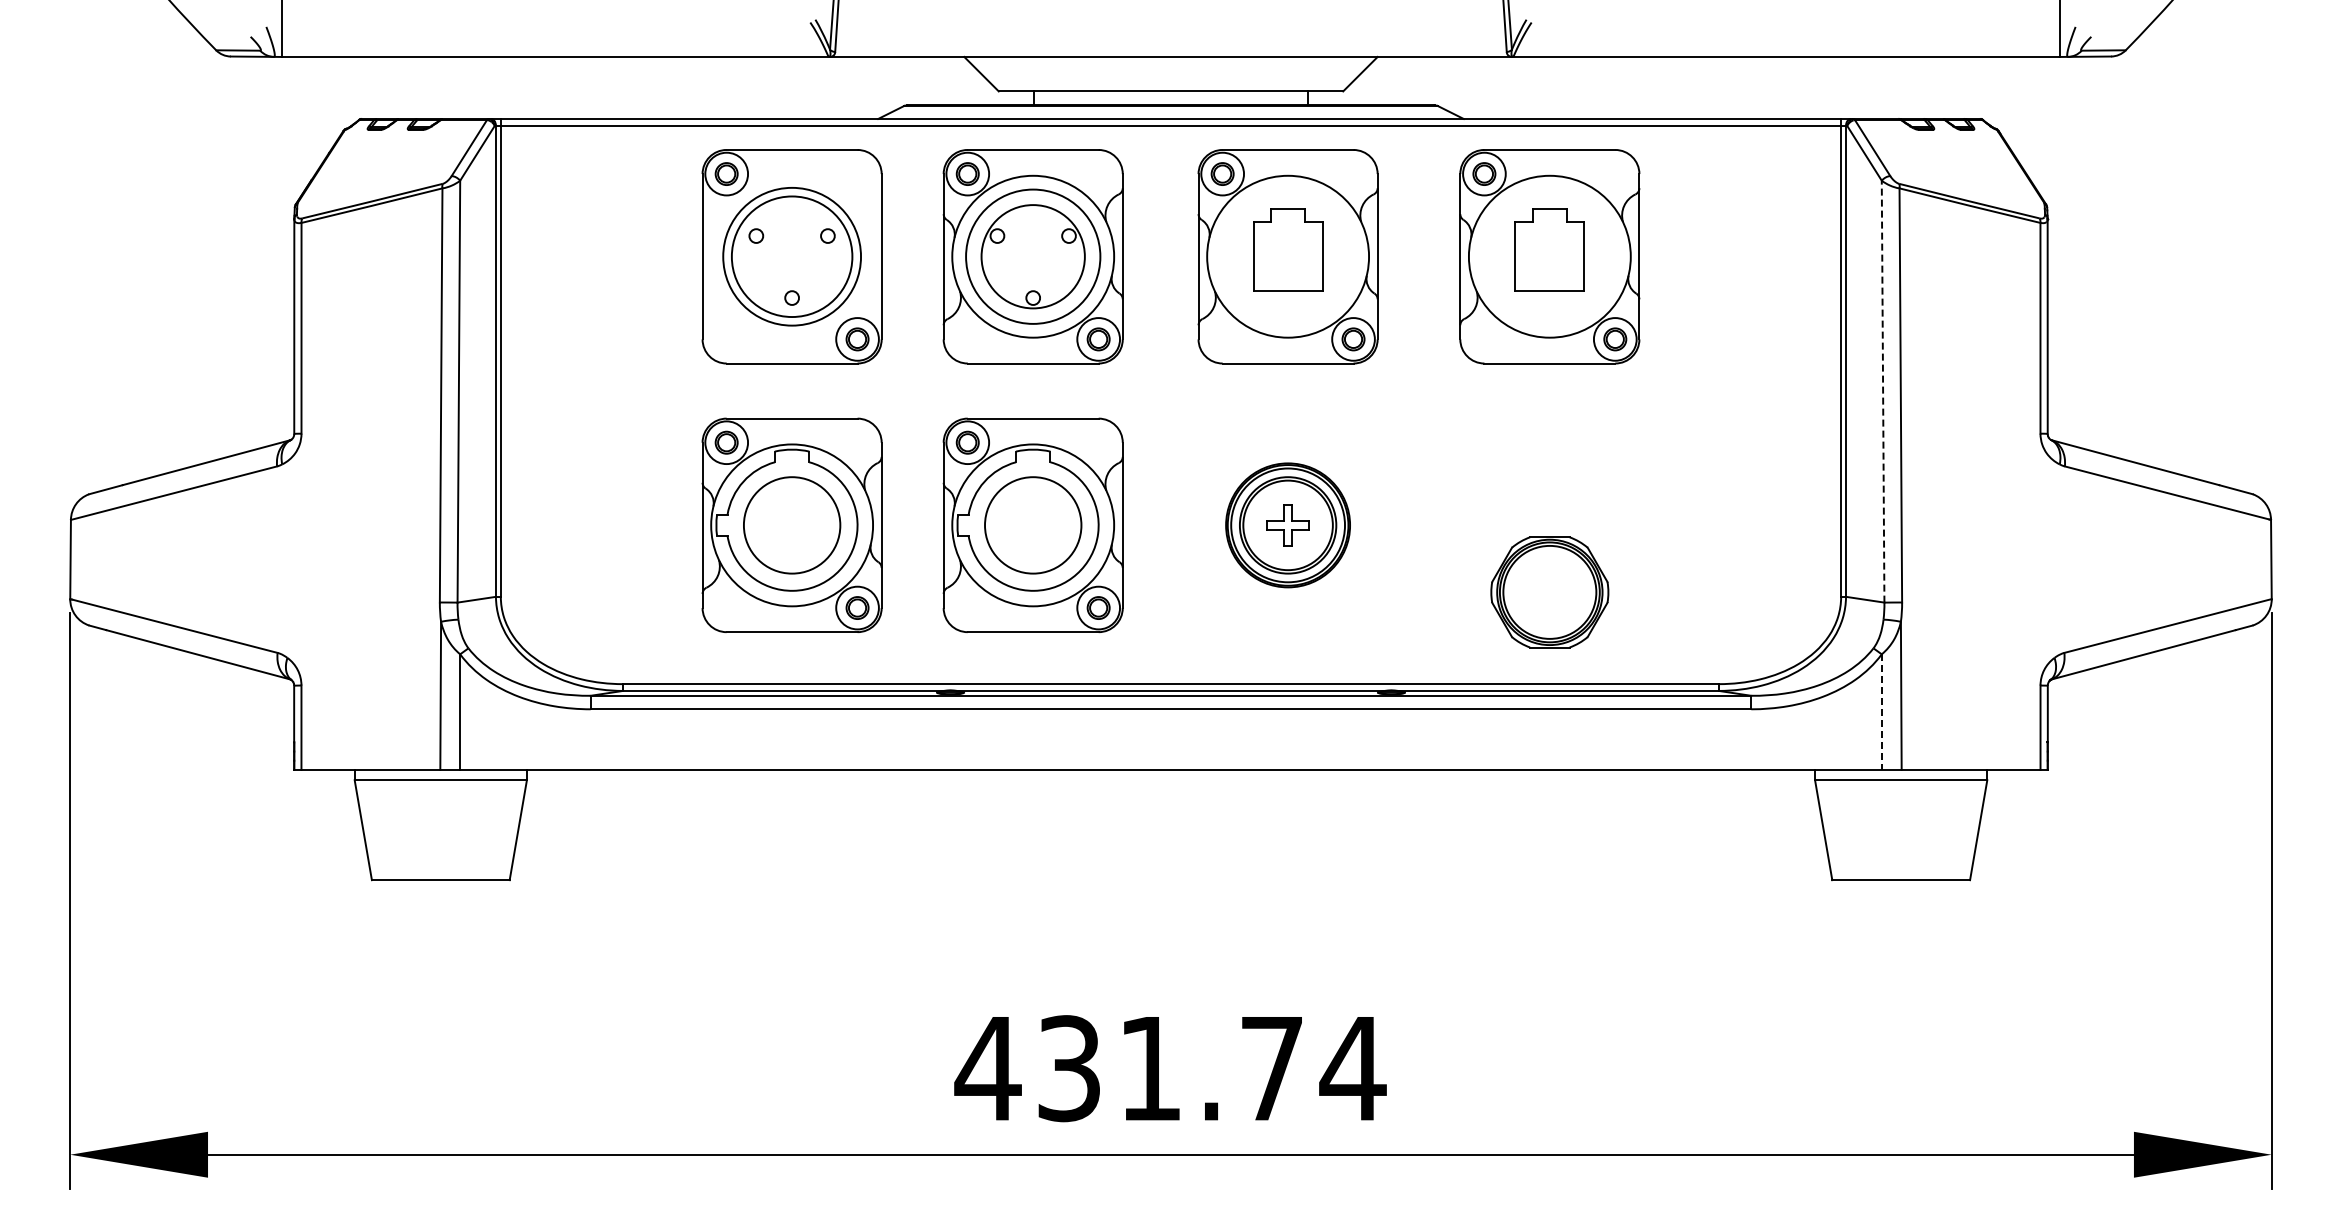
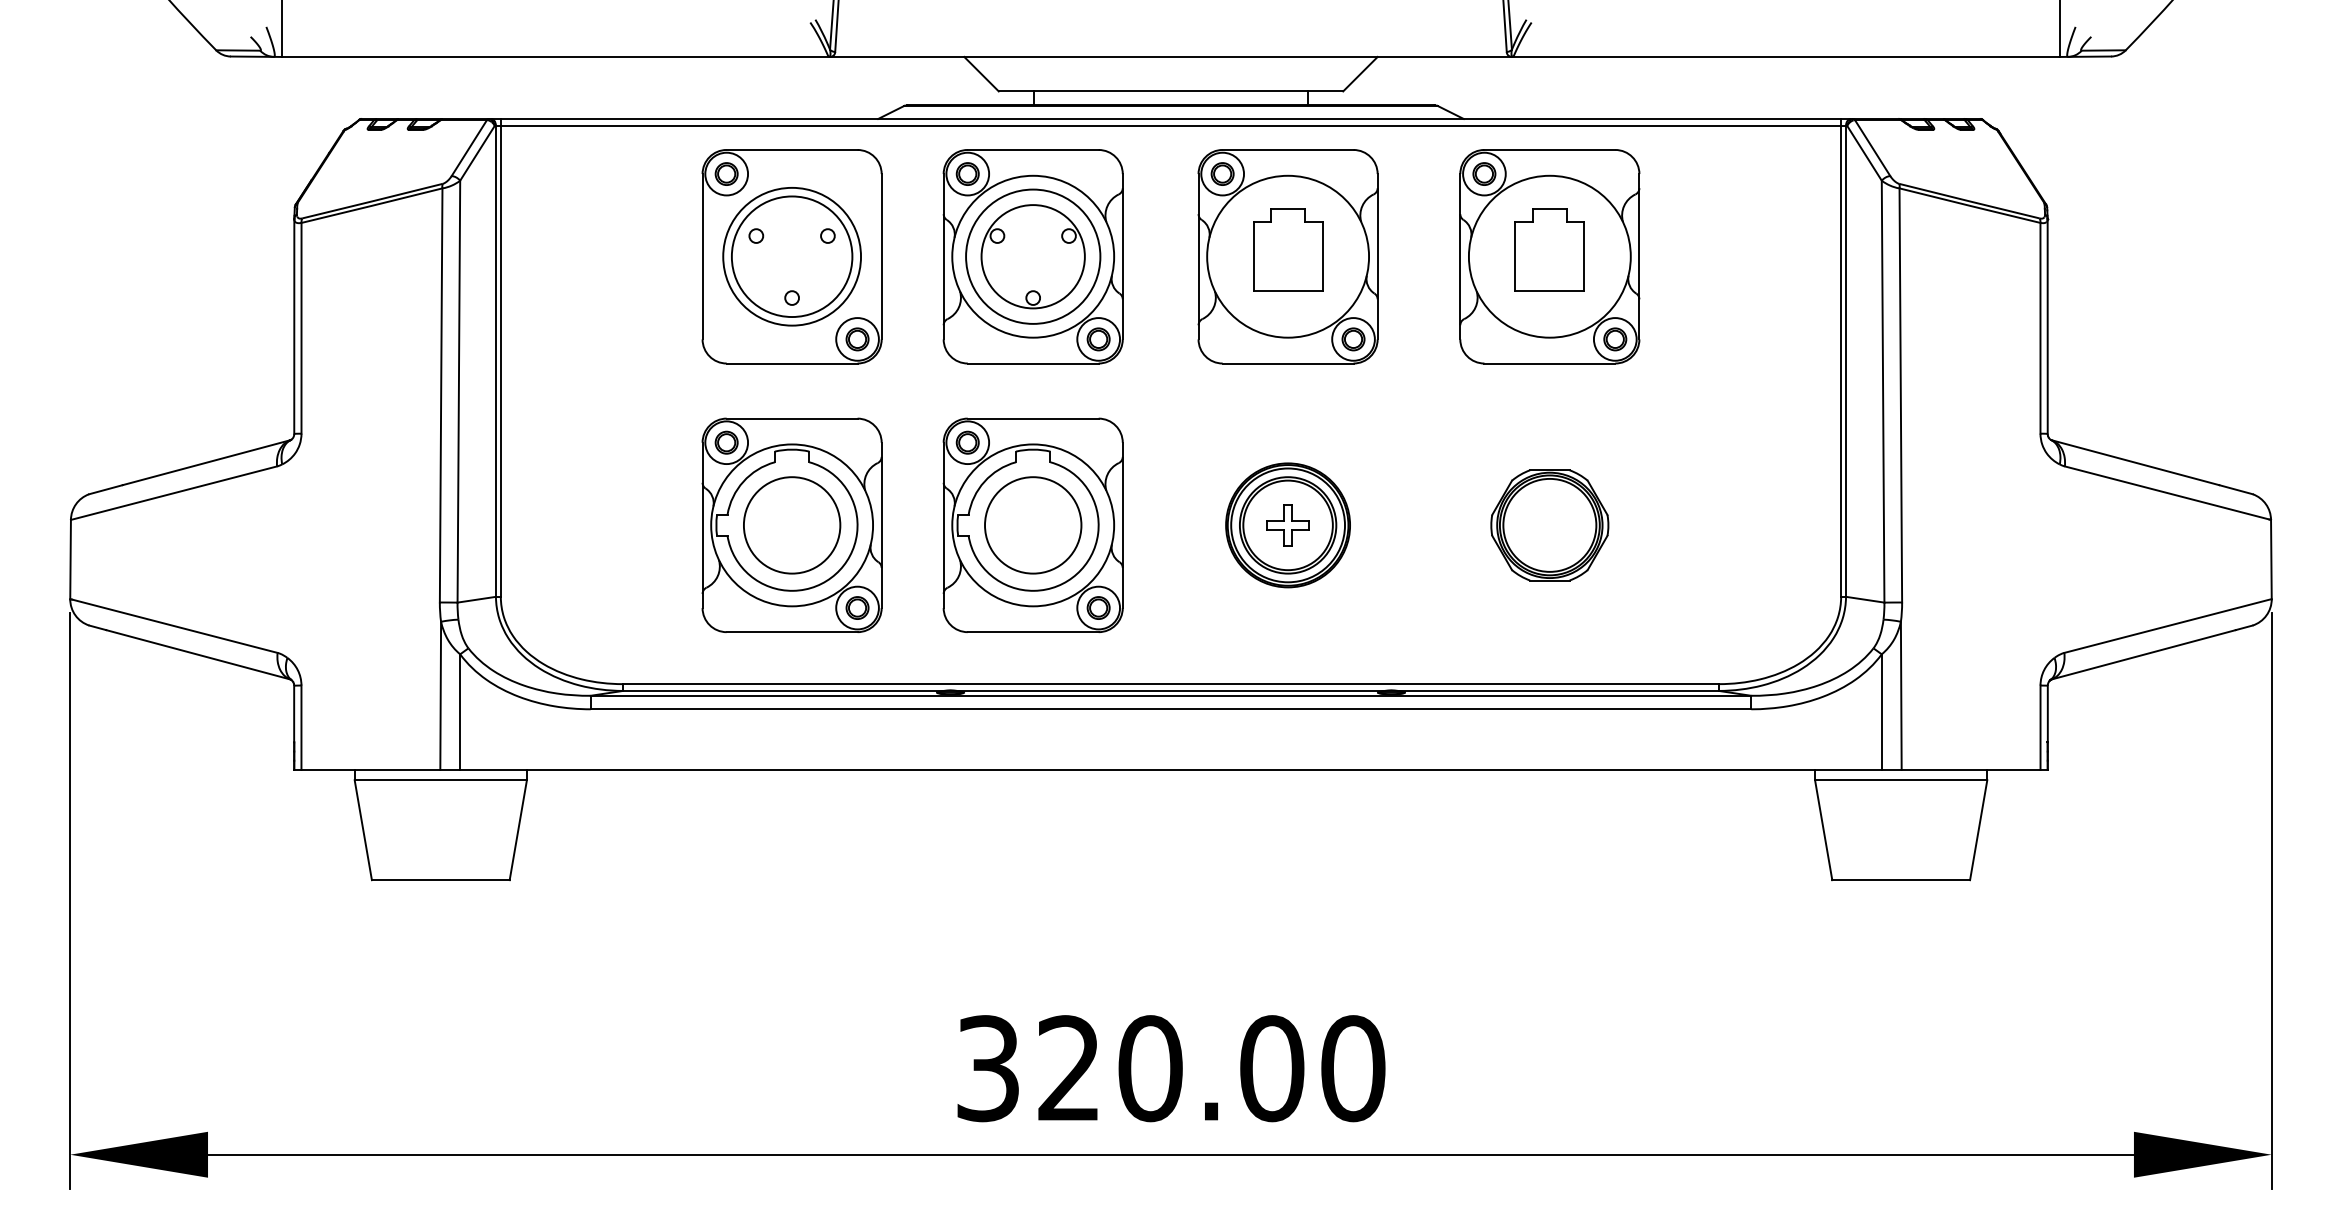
line: dashed -> solid (1883, 391)
part position: (1549, 592) -> (1549, 525) (1549, 525)
line: dashed -> solid (1881, 712)
text: 431.74 -> 320.00 (1170, 1068)
